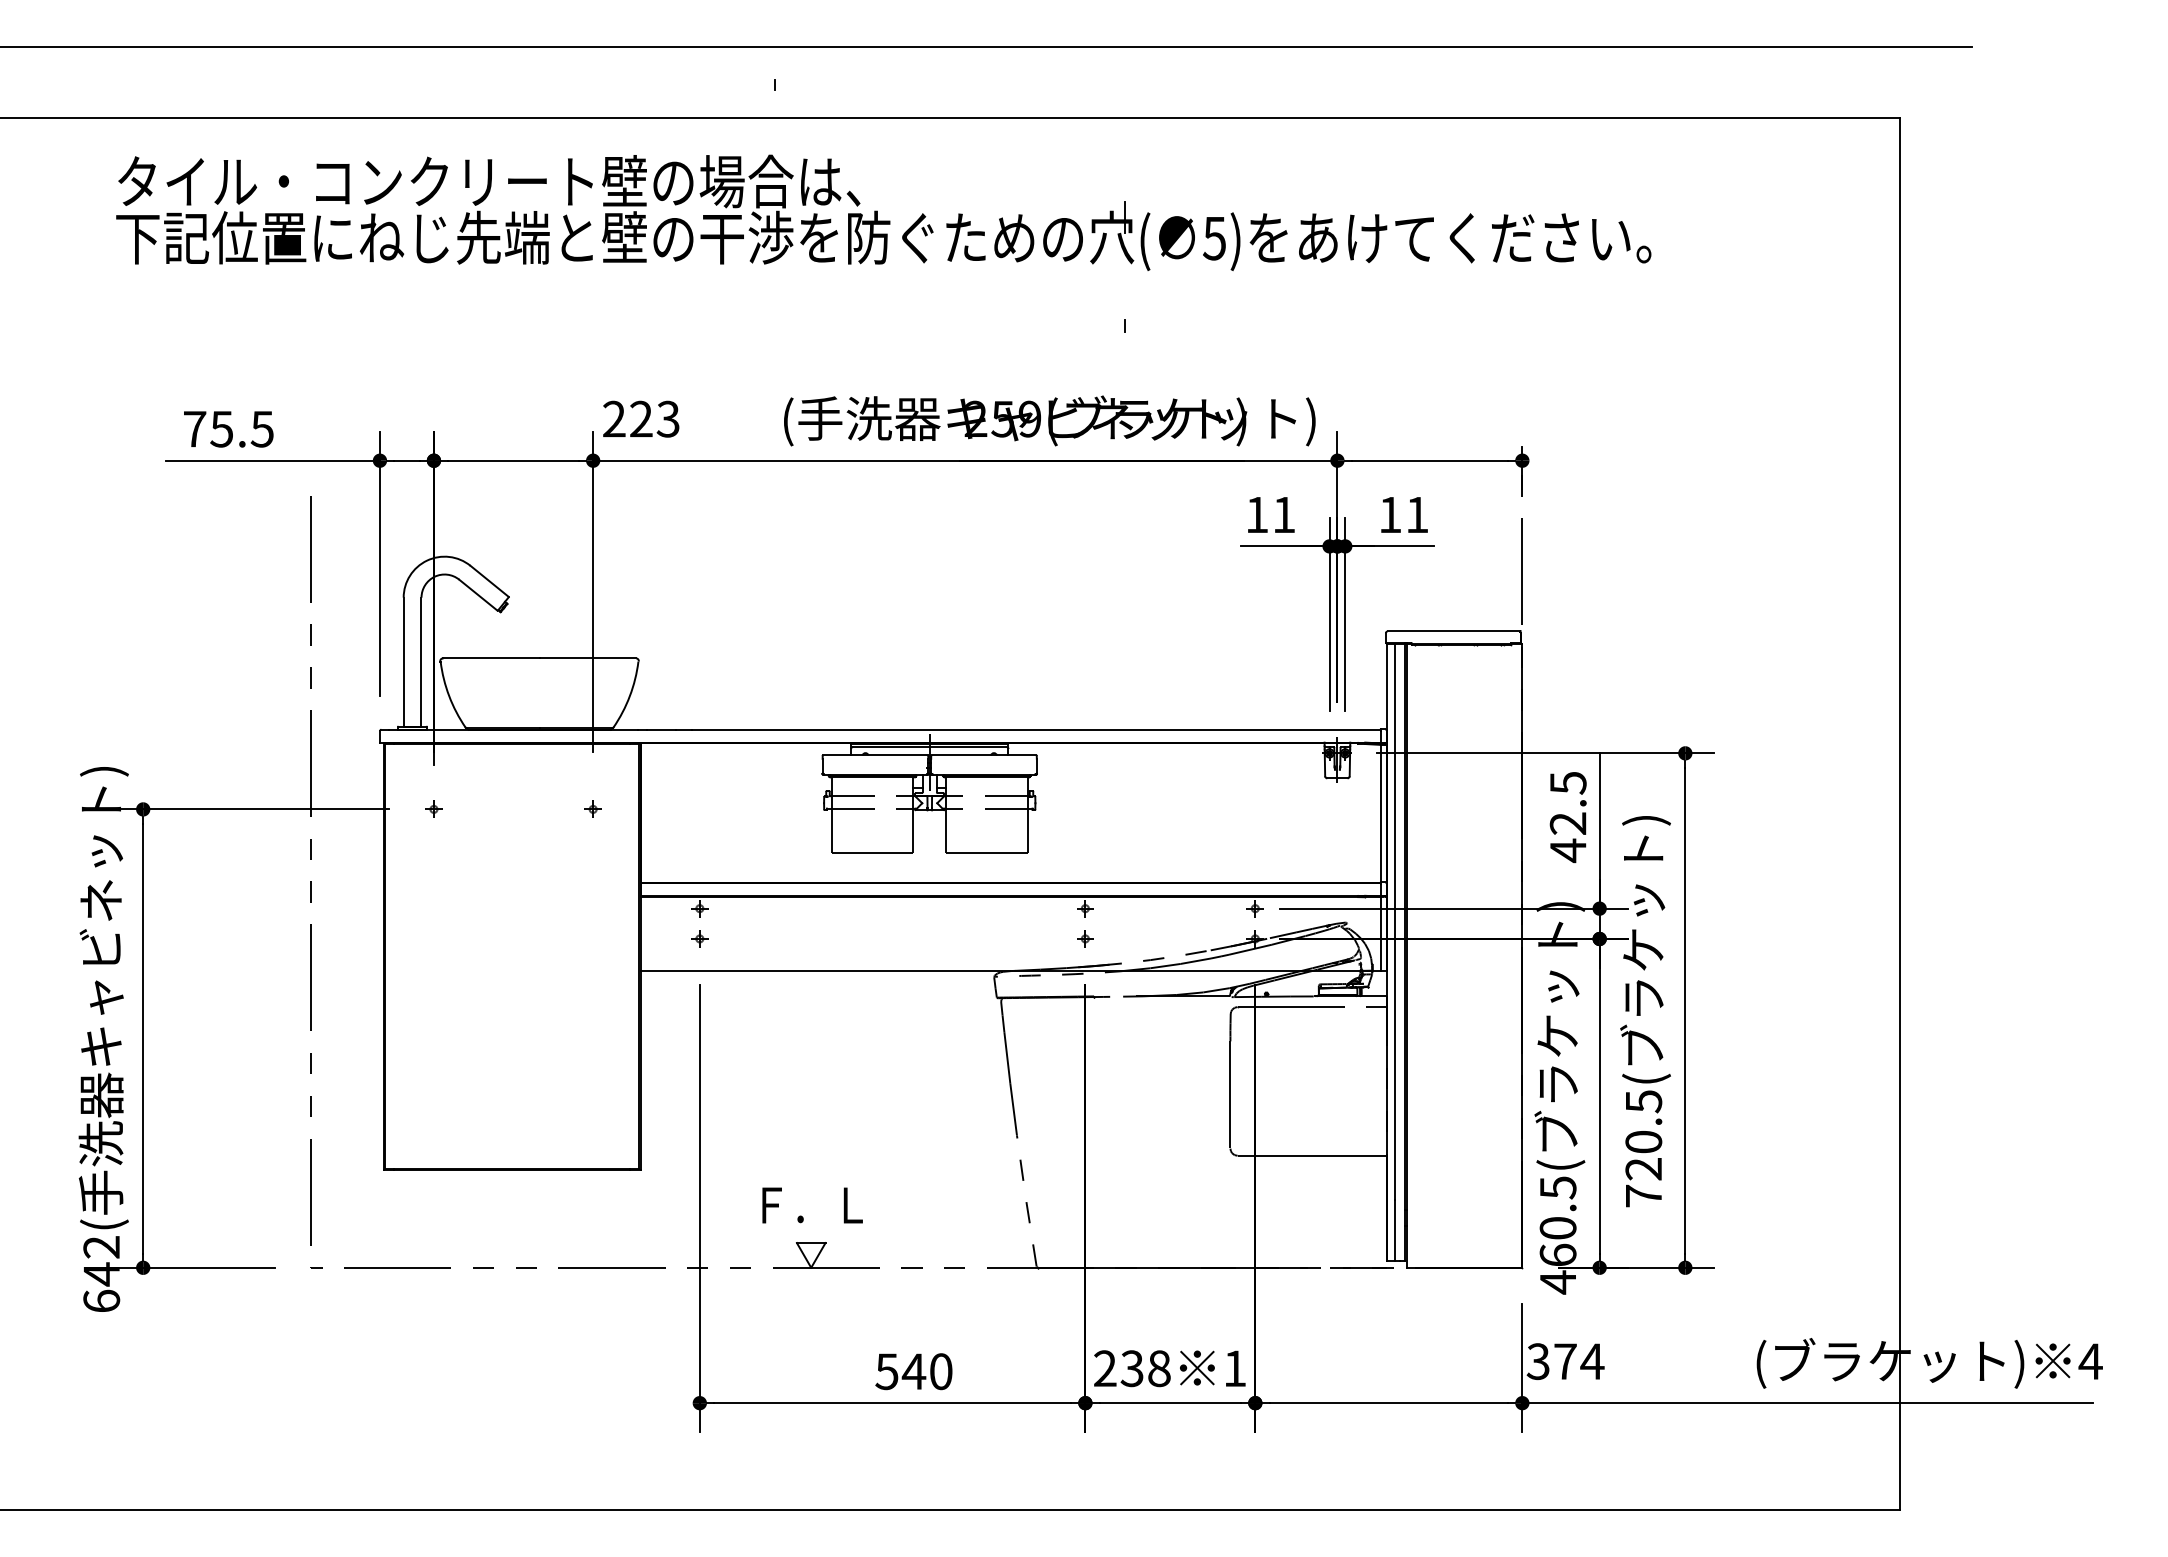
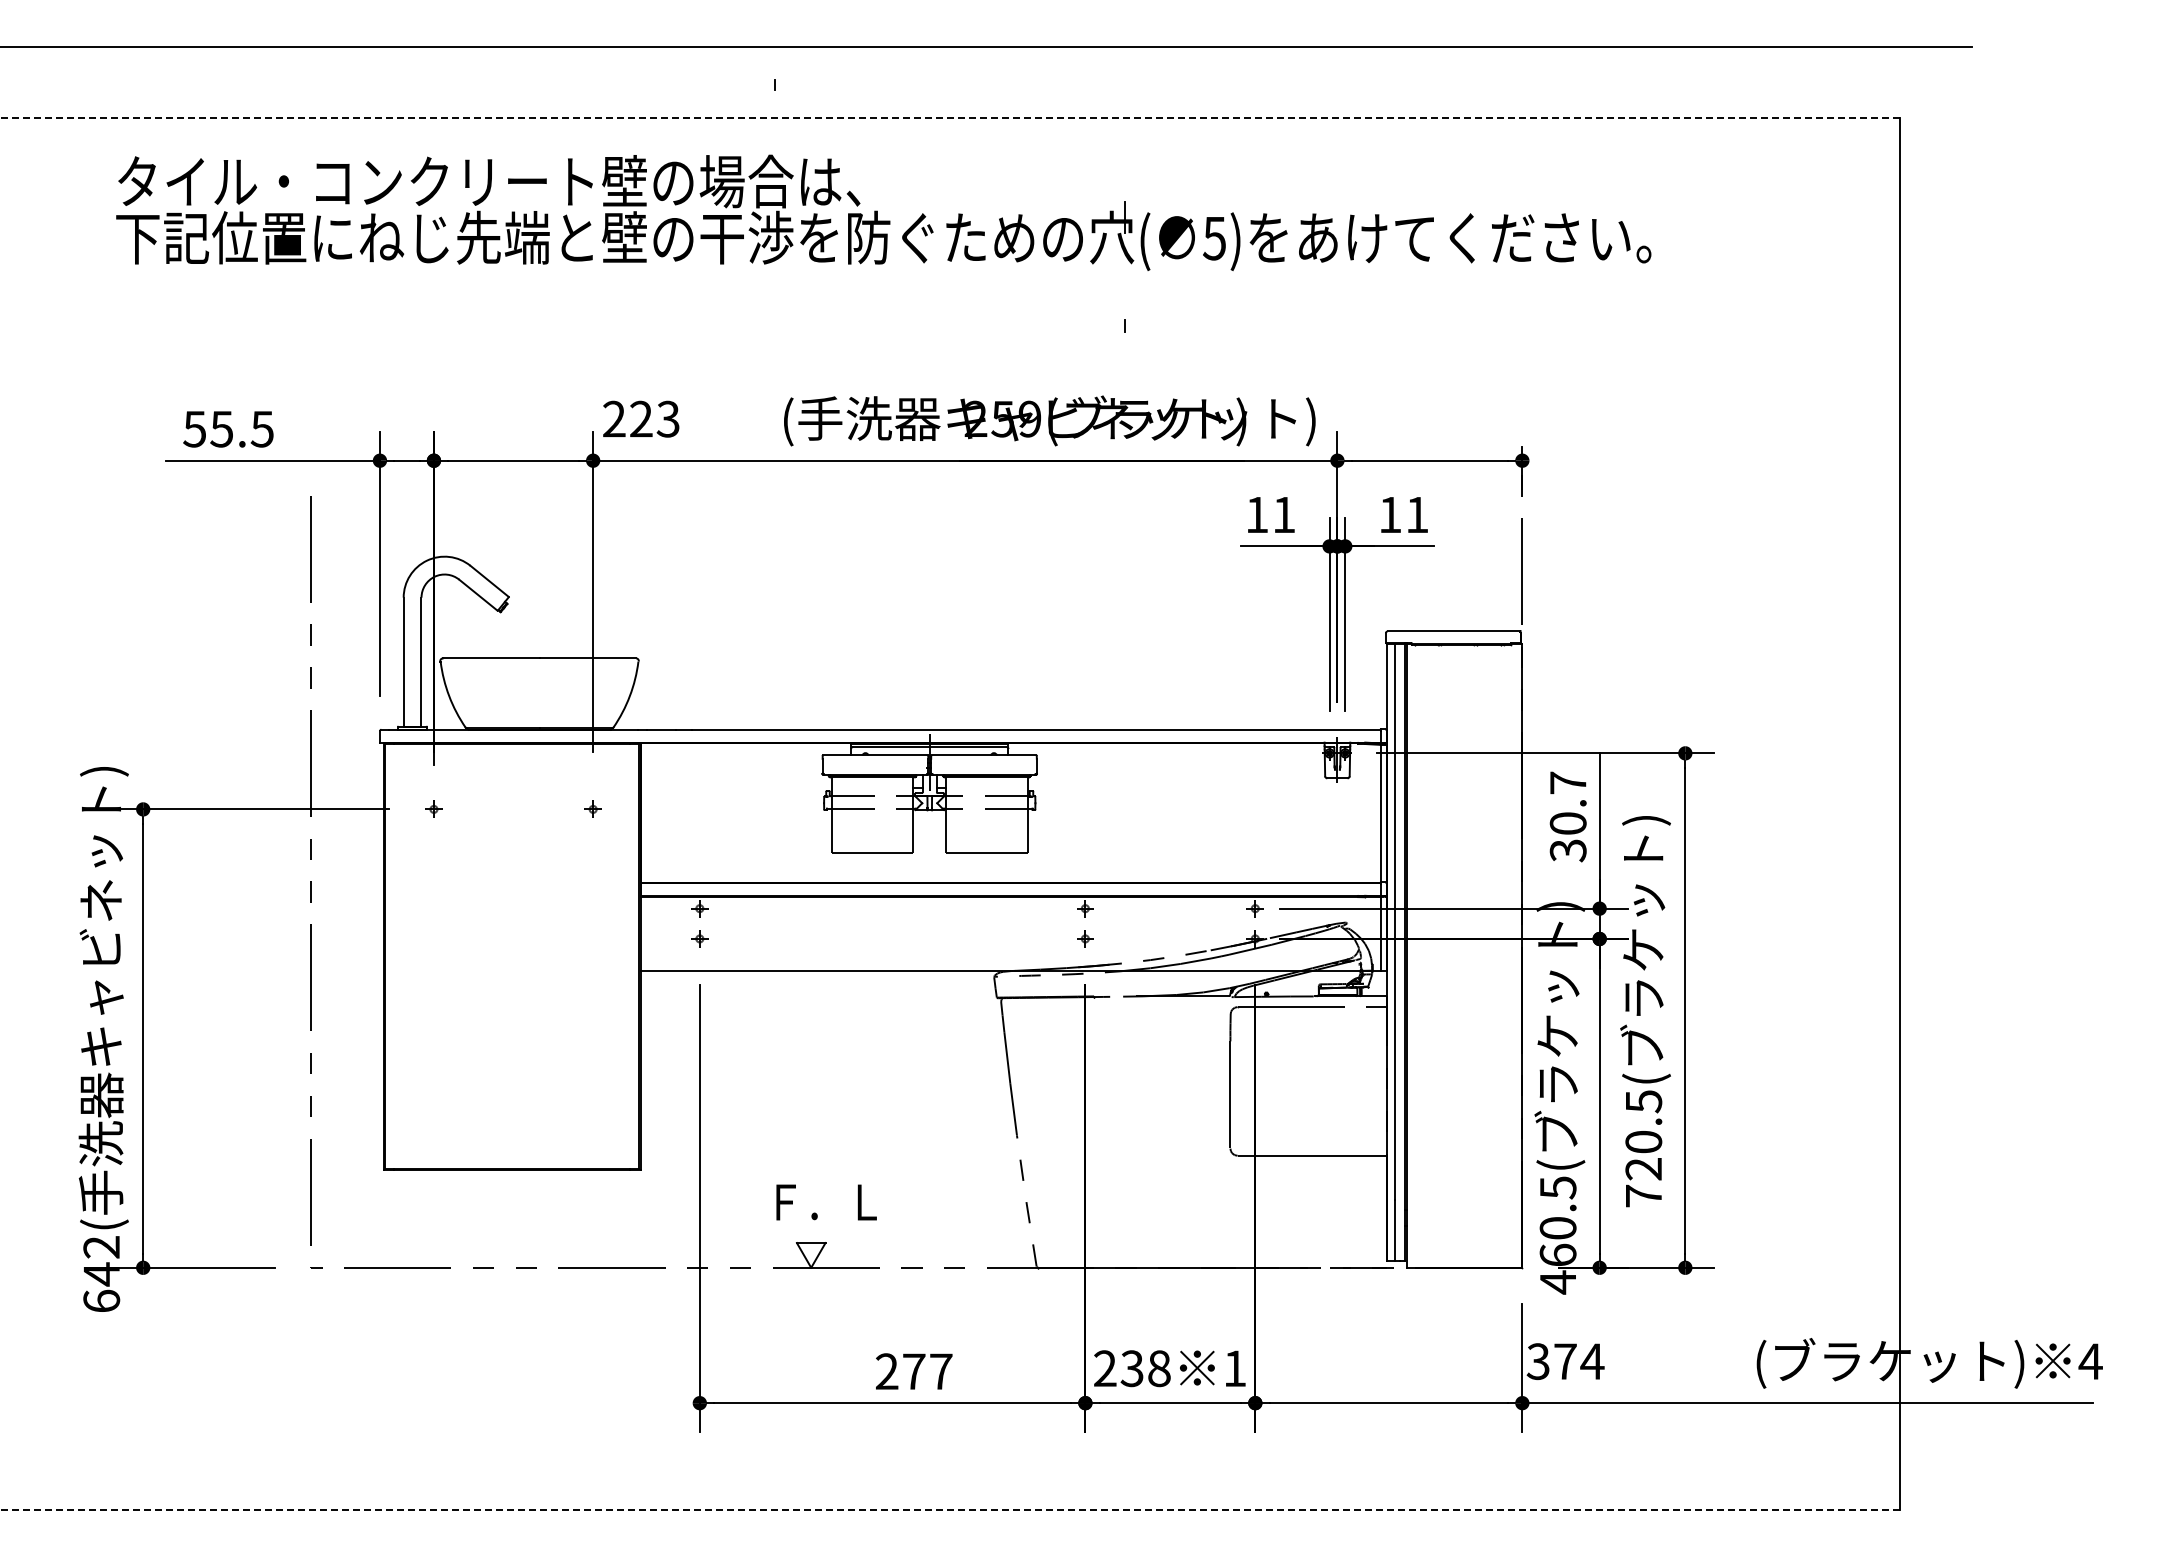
line: solid -> dashed (950, 118)
text: 75.5 -> 55.5 (194, 429)
text: 42.5 -> 30.7 (1567, 817)
text position: (812, 1205) -> (826, 1202) (826, 1202)
text: 540 -> 277 (913, 1371)
line: solid -> dashed (950, 1510)
